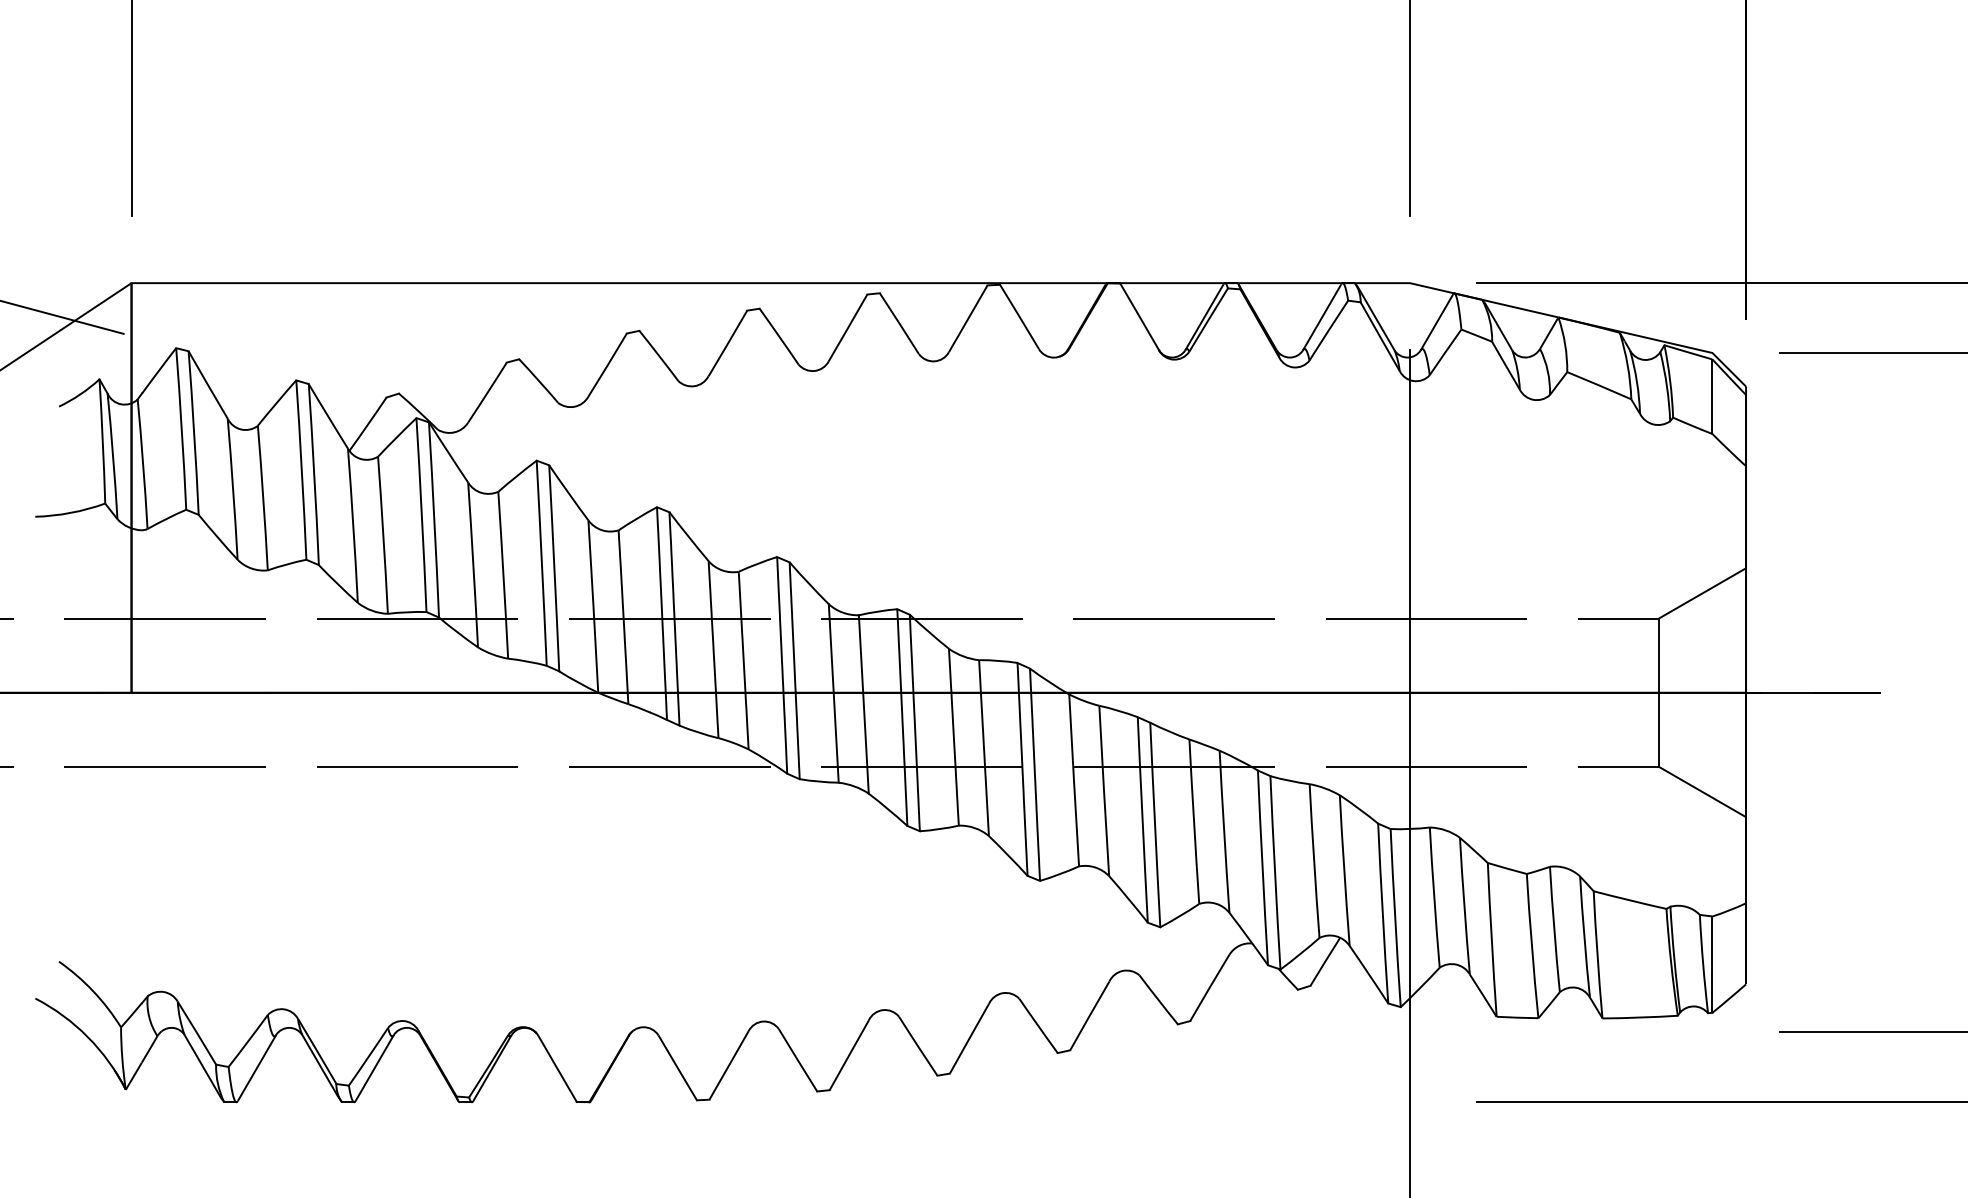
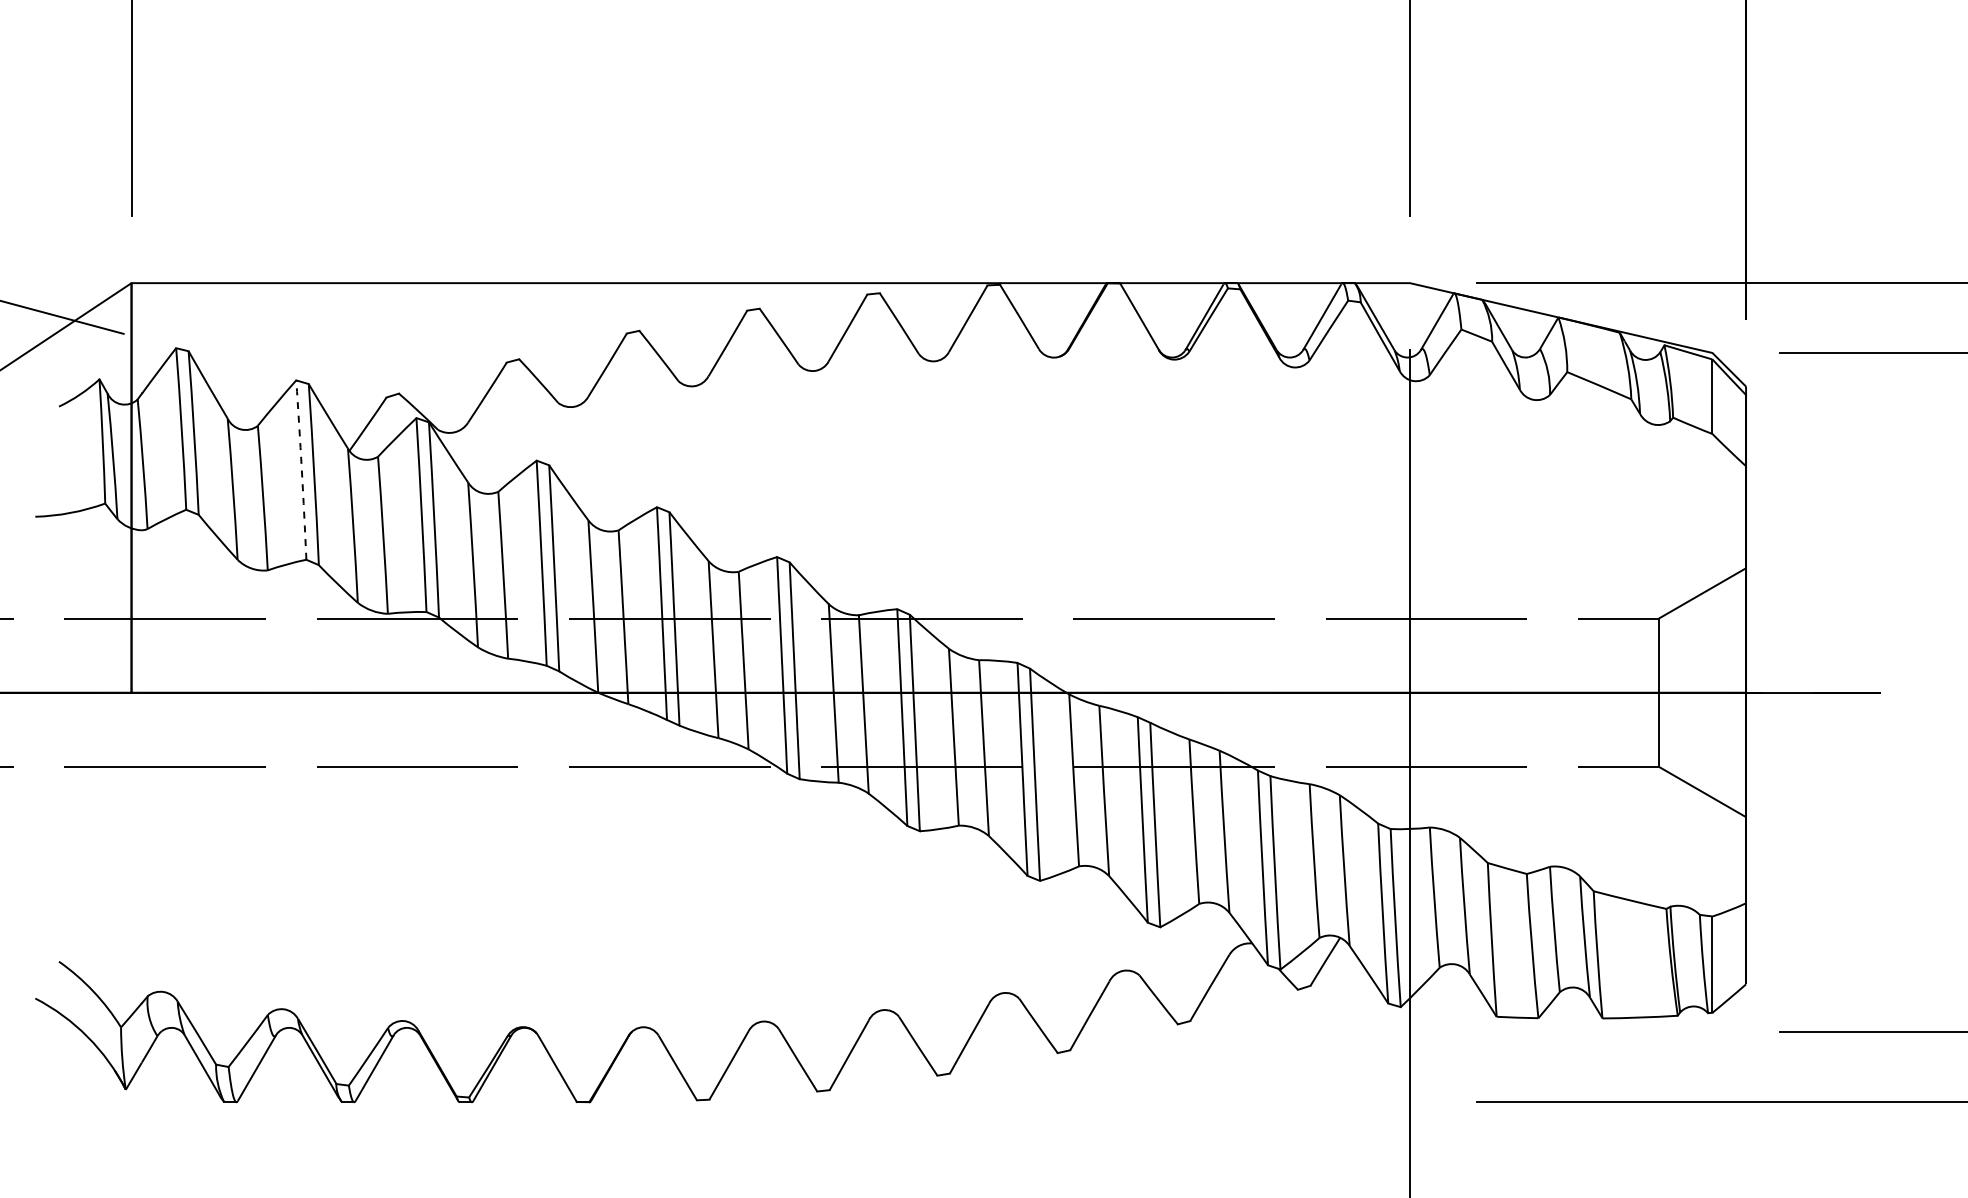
arc: solid -> dashed (301, 470)
